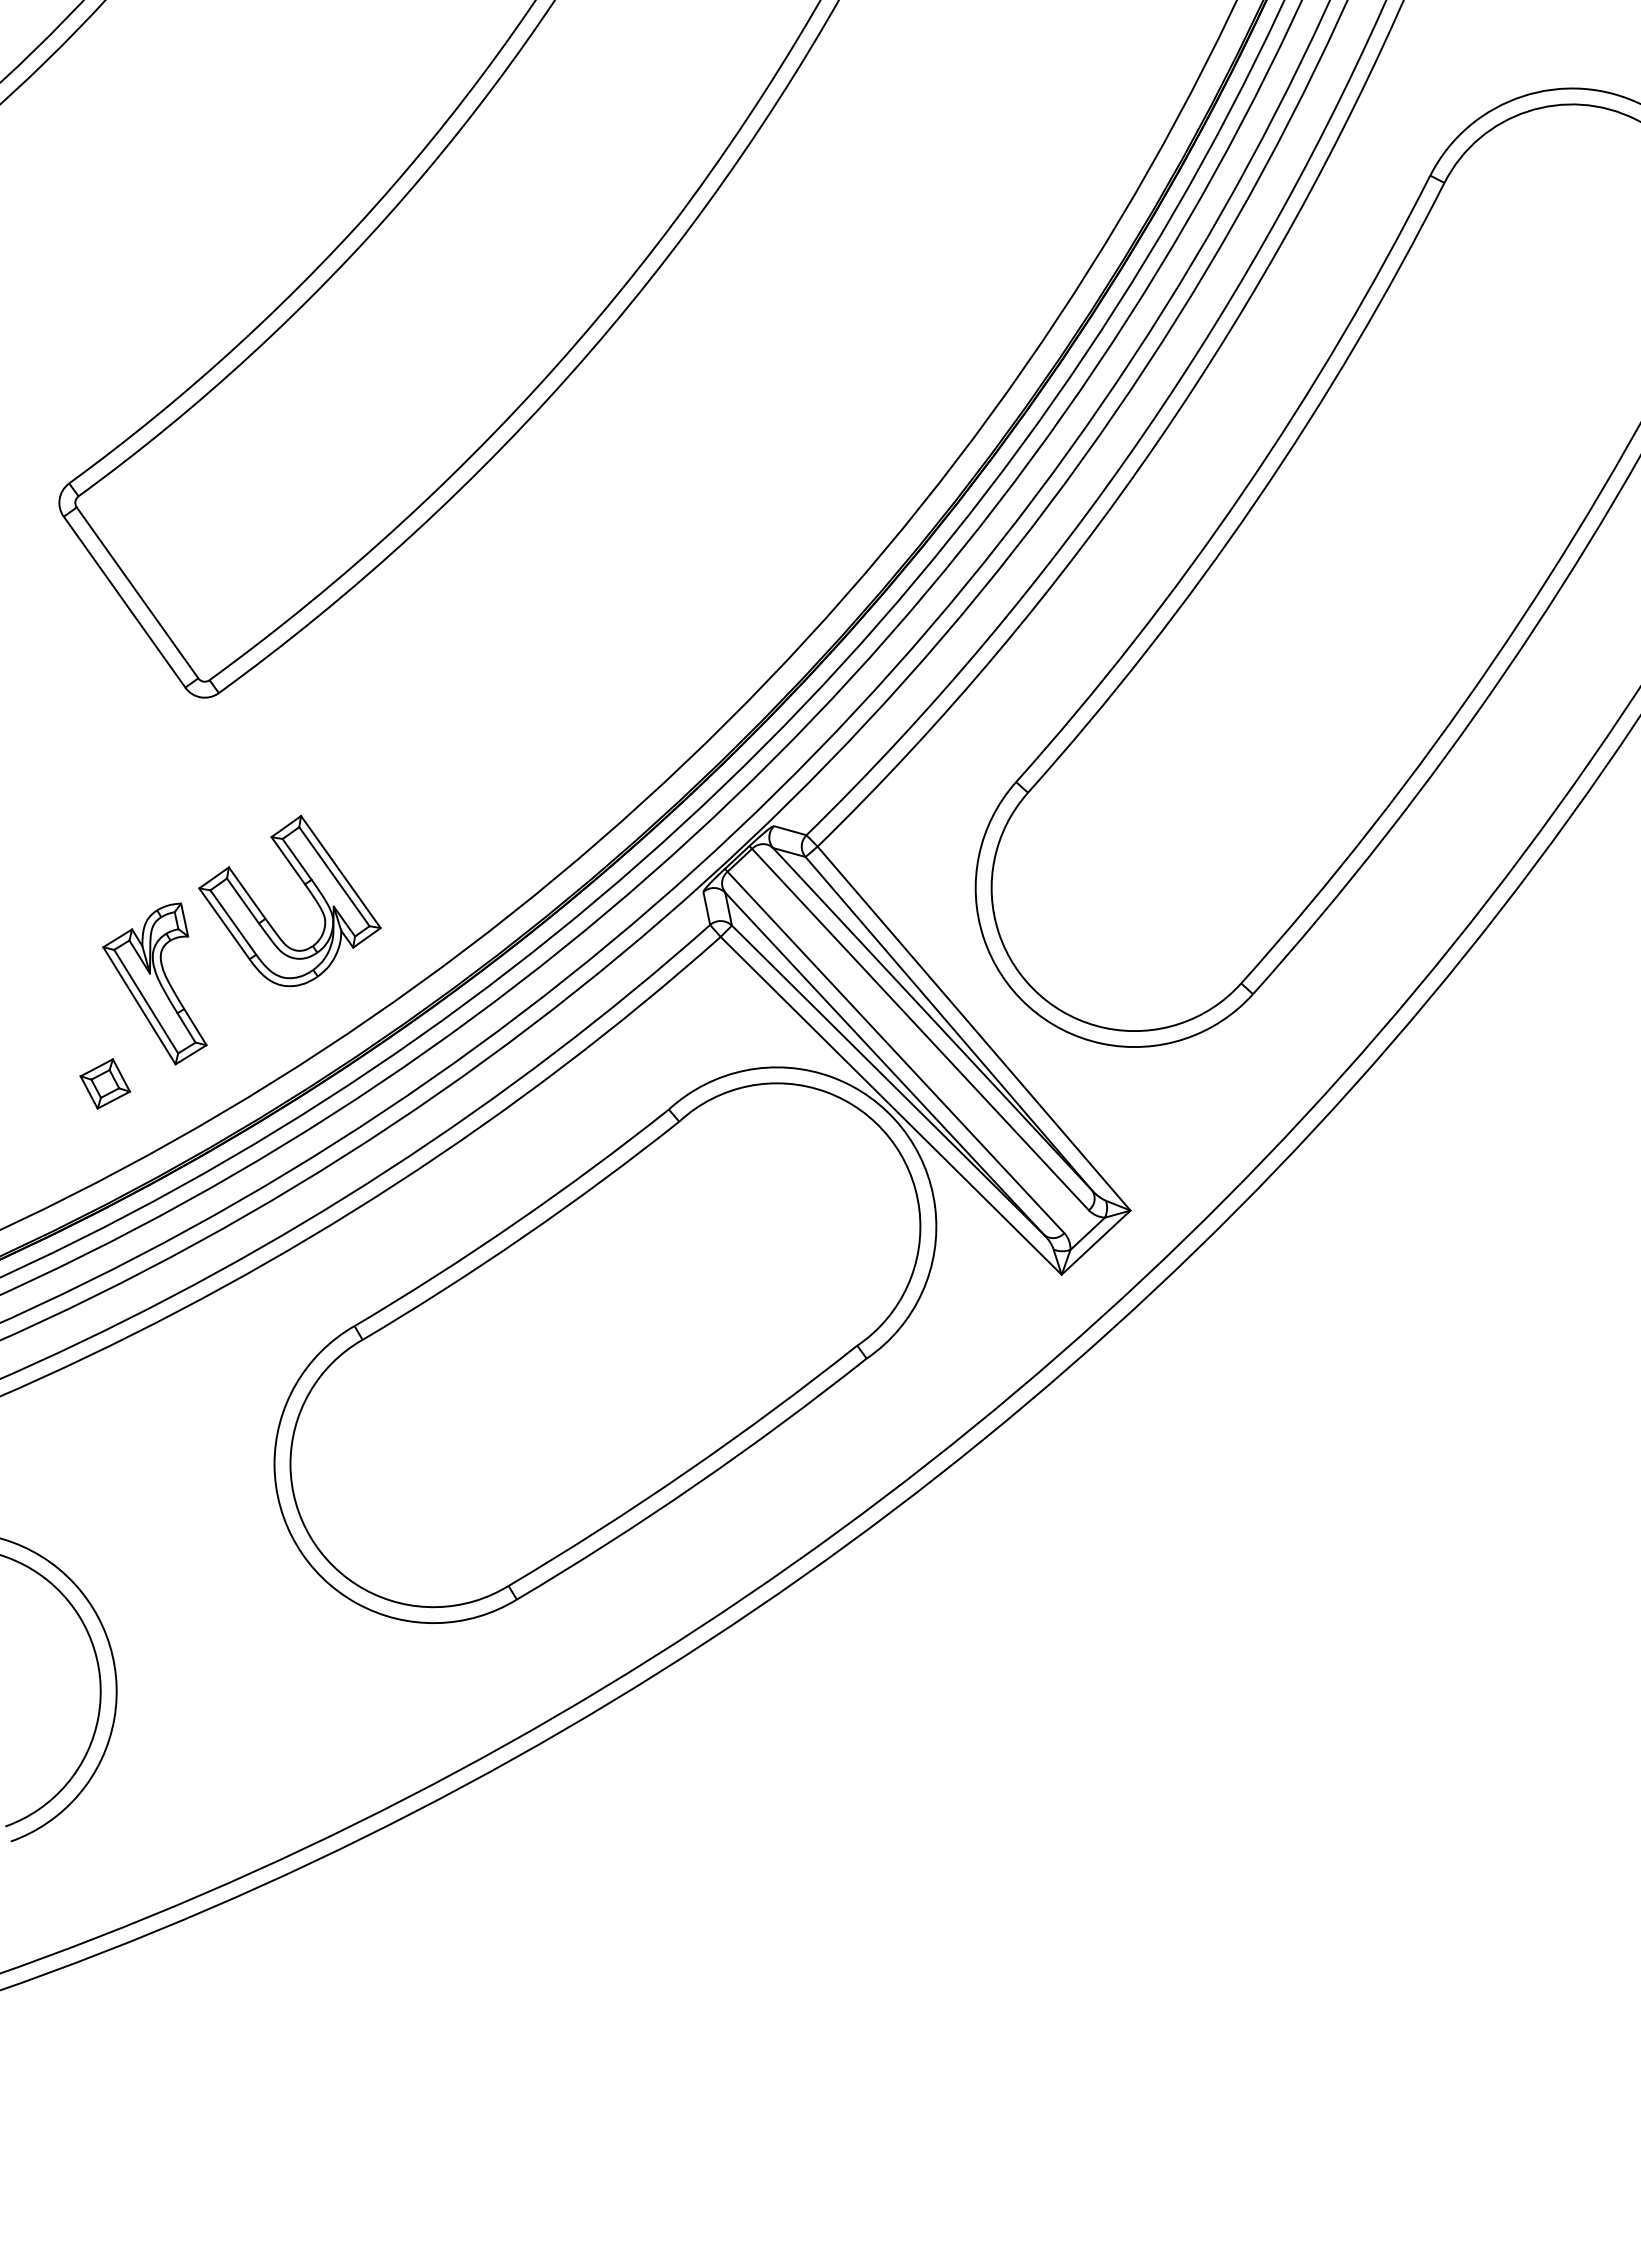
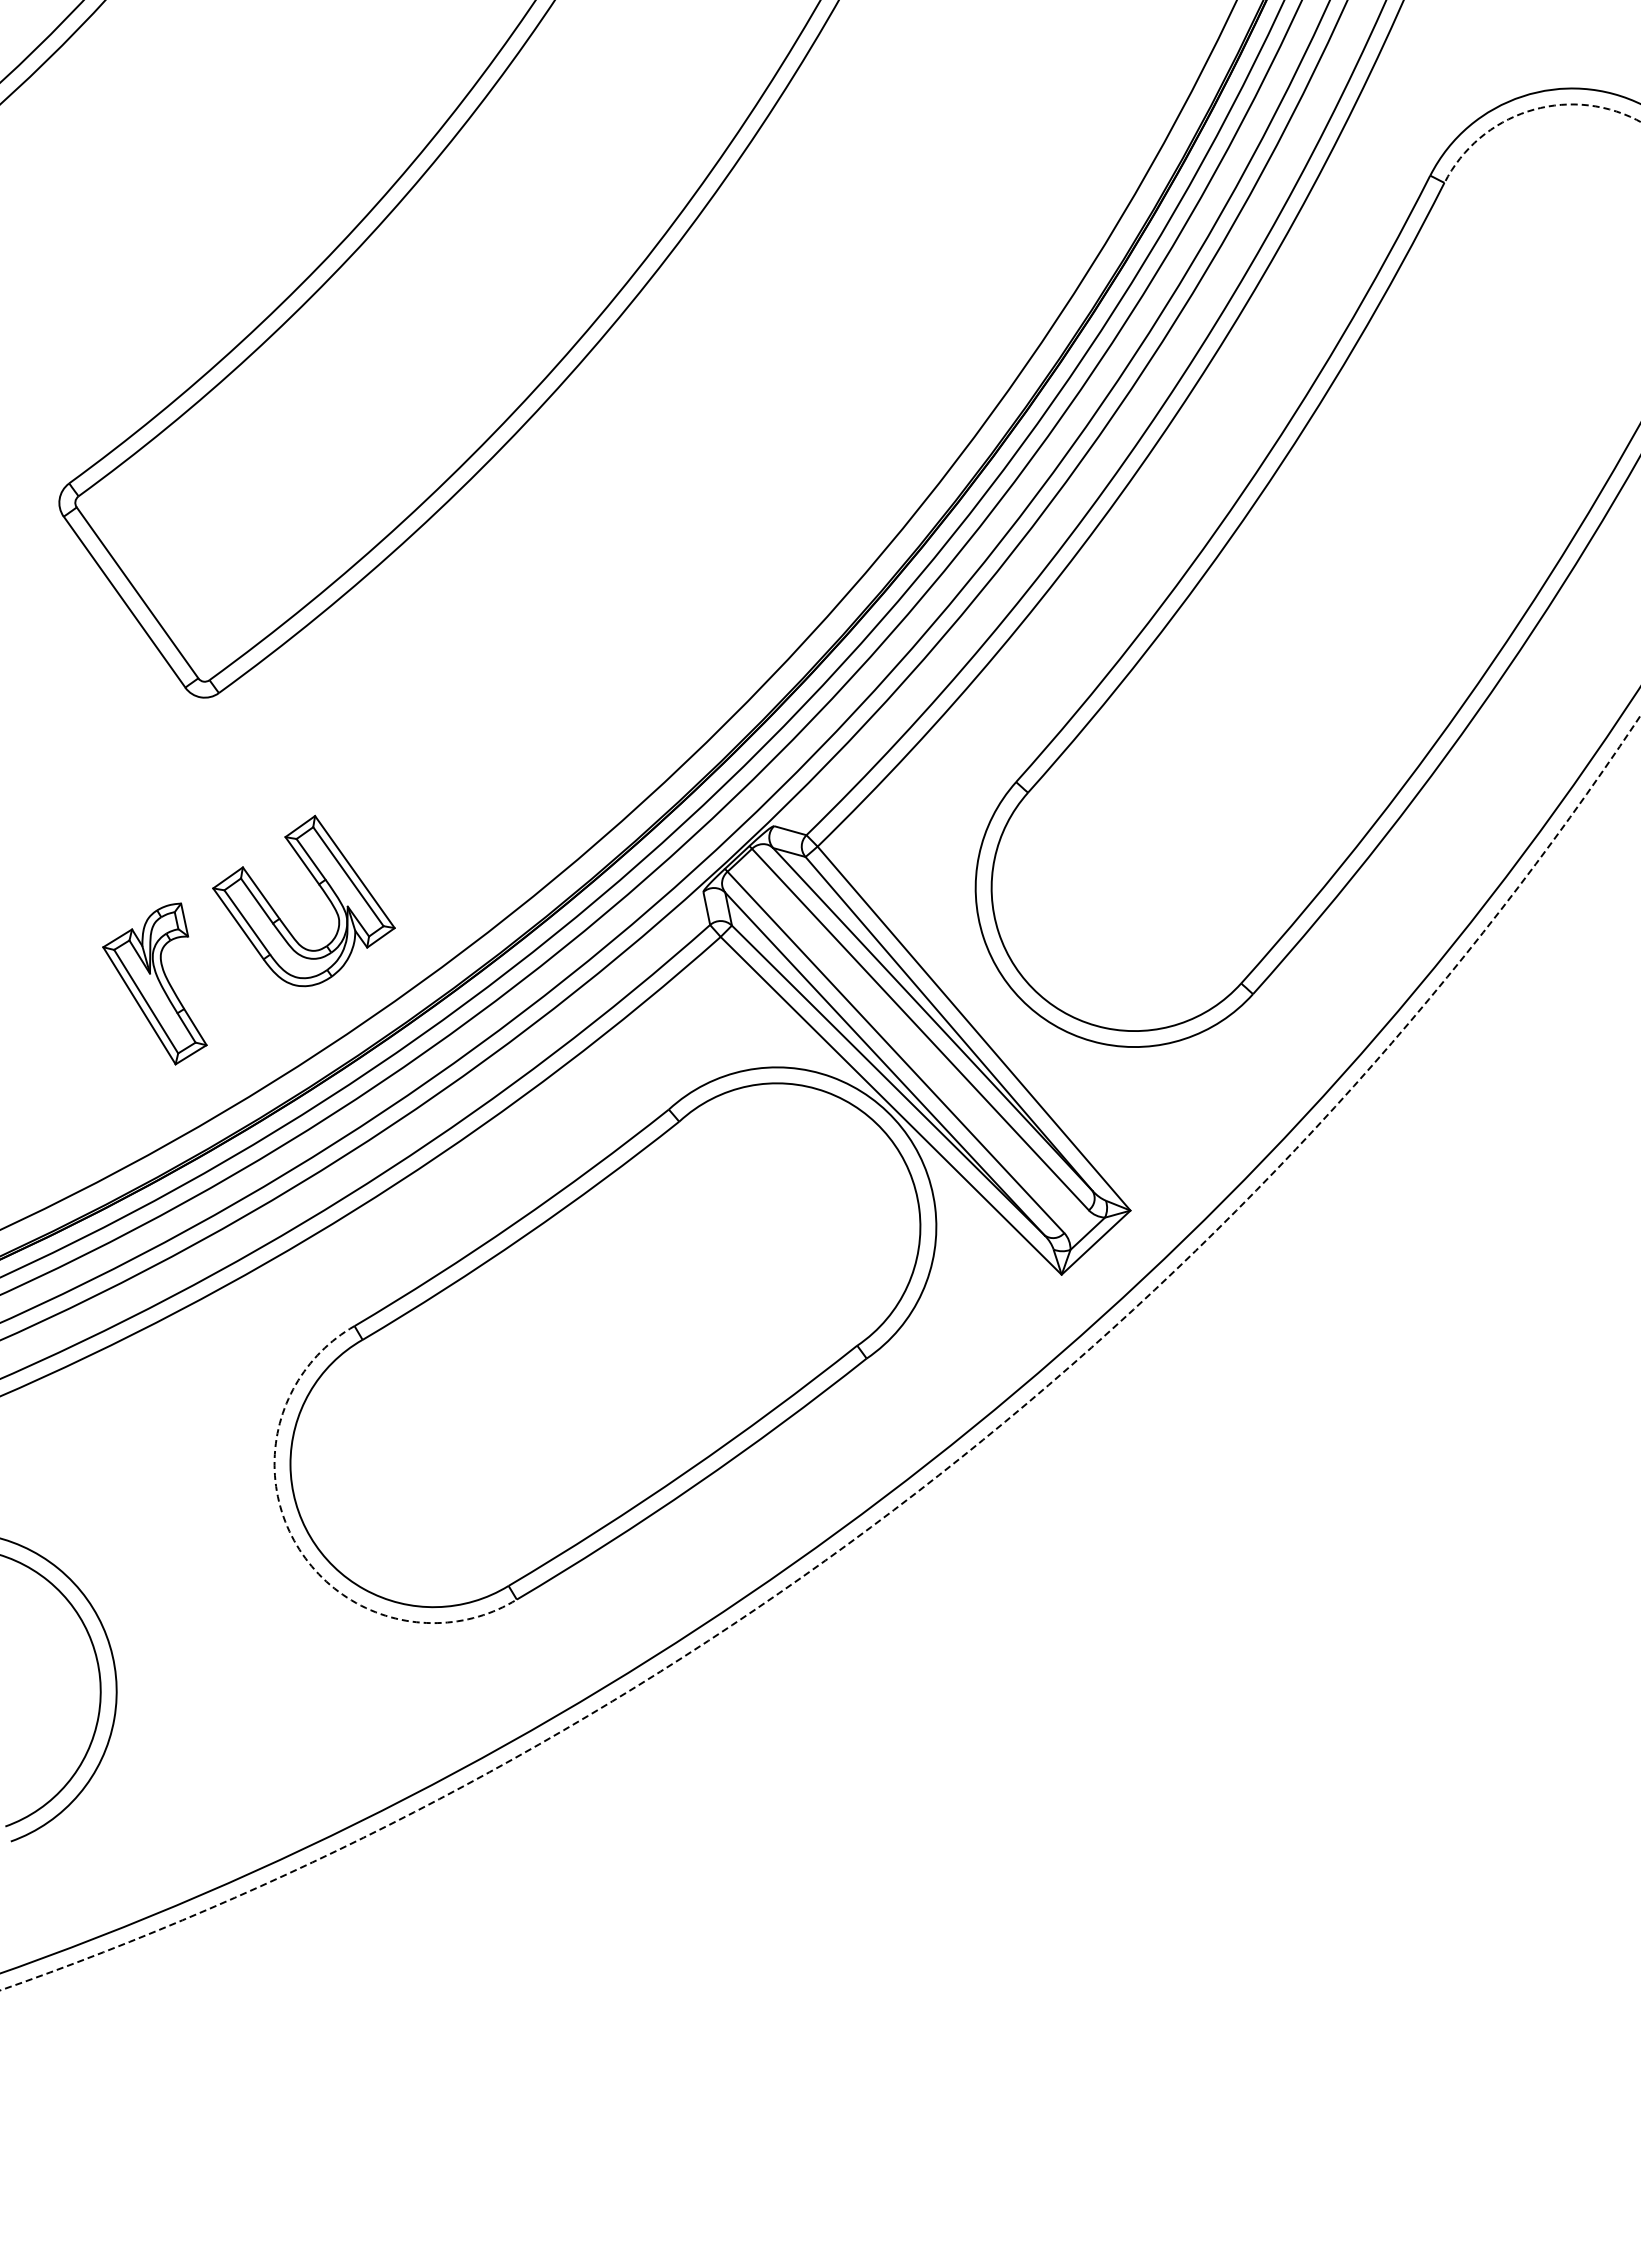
arc: solid -> dashed (1529, 111)
part position: (306, 888) -> (320, 888) (320, 888)
part: present -> none (104, 1083)
arc: solid -> dashed (926, 1485)
arc: solid -> dashed (296, 1545)
